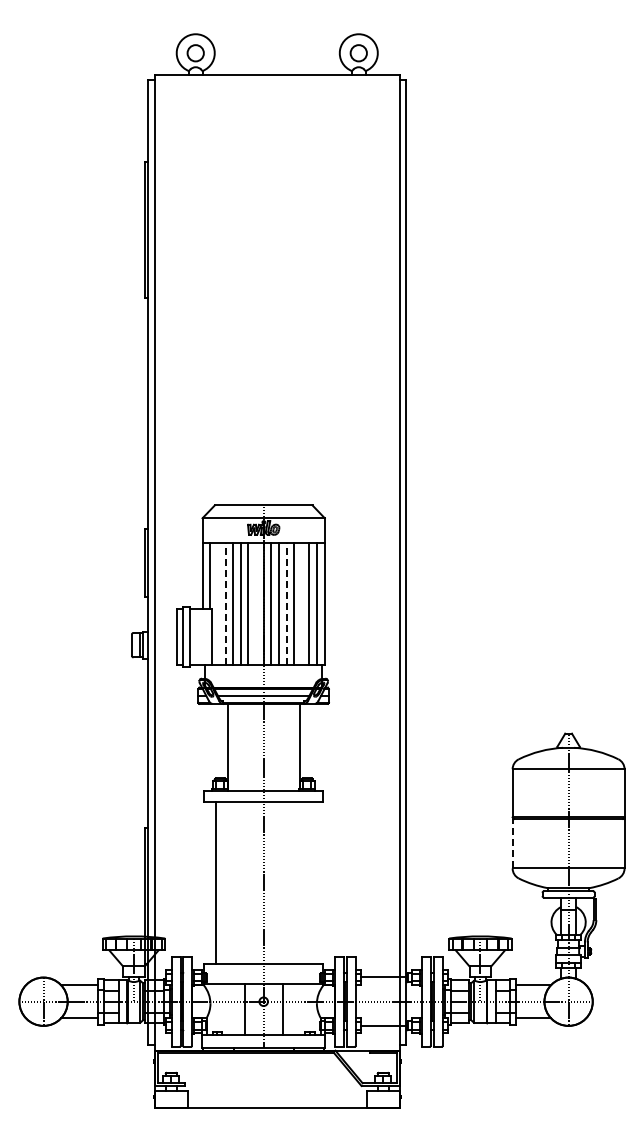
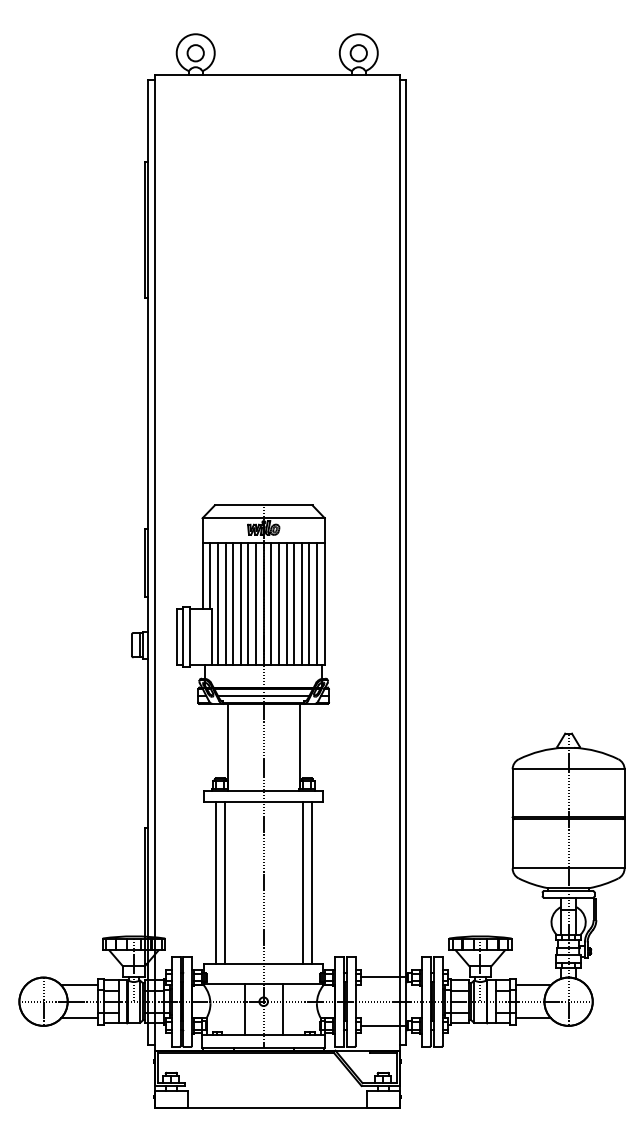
line: dashed -> solid (225, 603)
line: dashed -> solid (286, 603)
line: none -> present (217, 604)
line: none -> present (256, 604)
line: none -> present (301, 604)
line: dashed -> solid (512, 843)
line: none -> present (224, 882)
line: none -> present (302, 882)
line: none -> present (311, 882)
